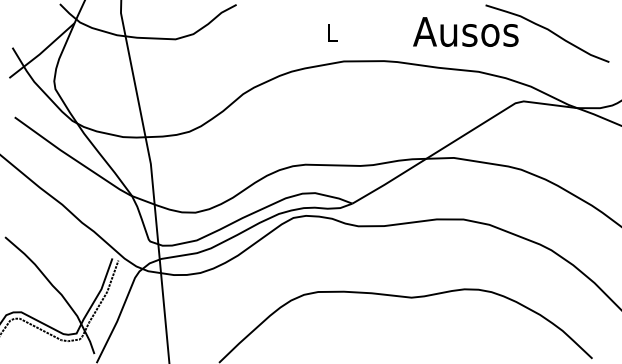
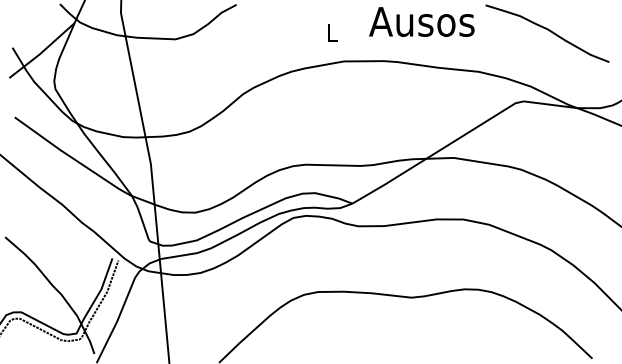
text position: (465, 31) -> (421, 21) (421, 21)
